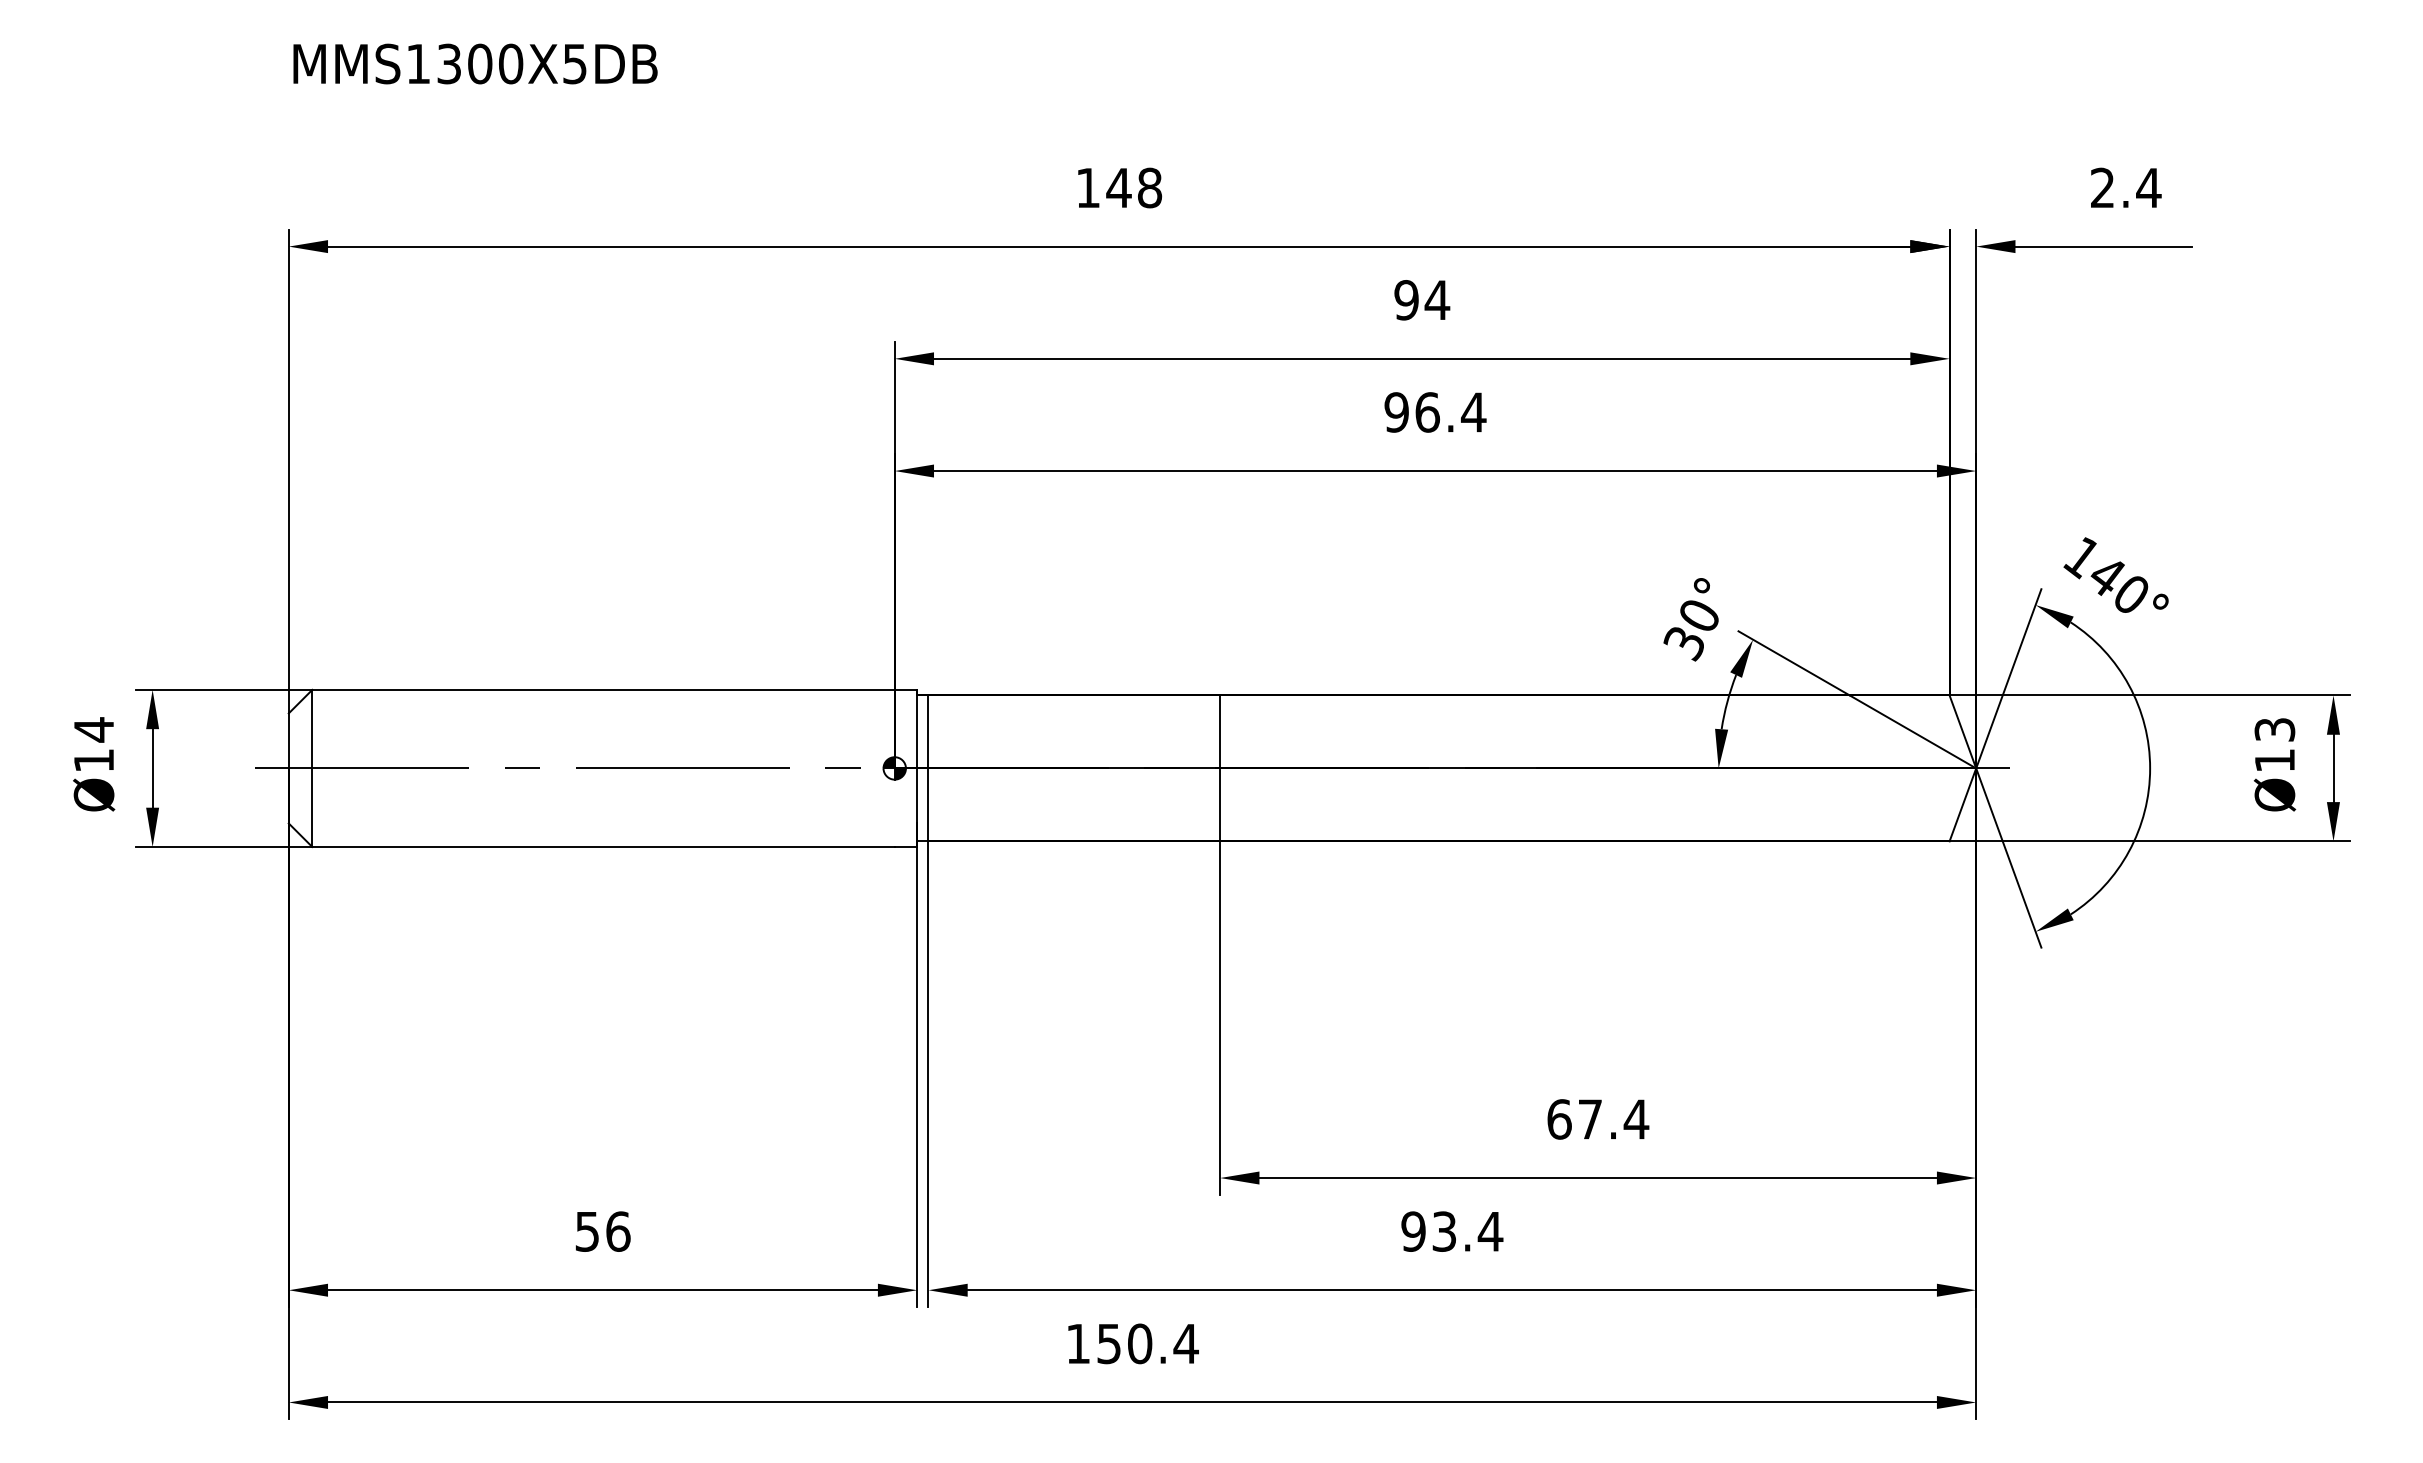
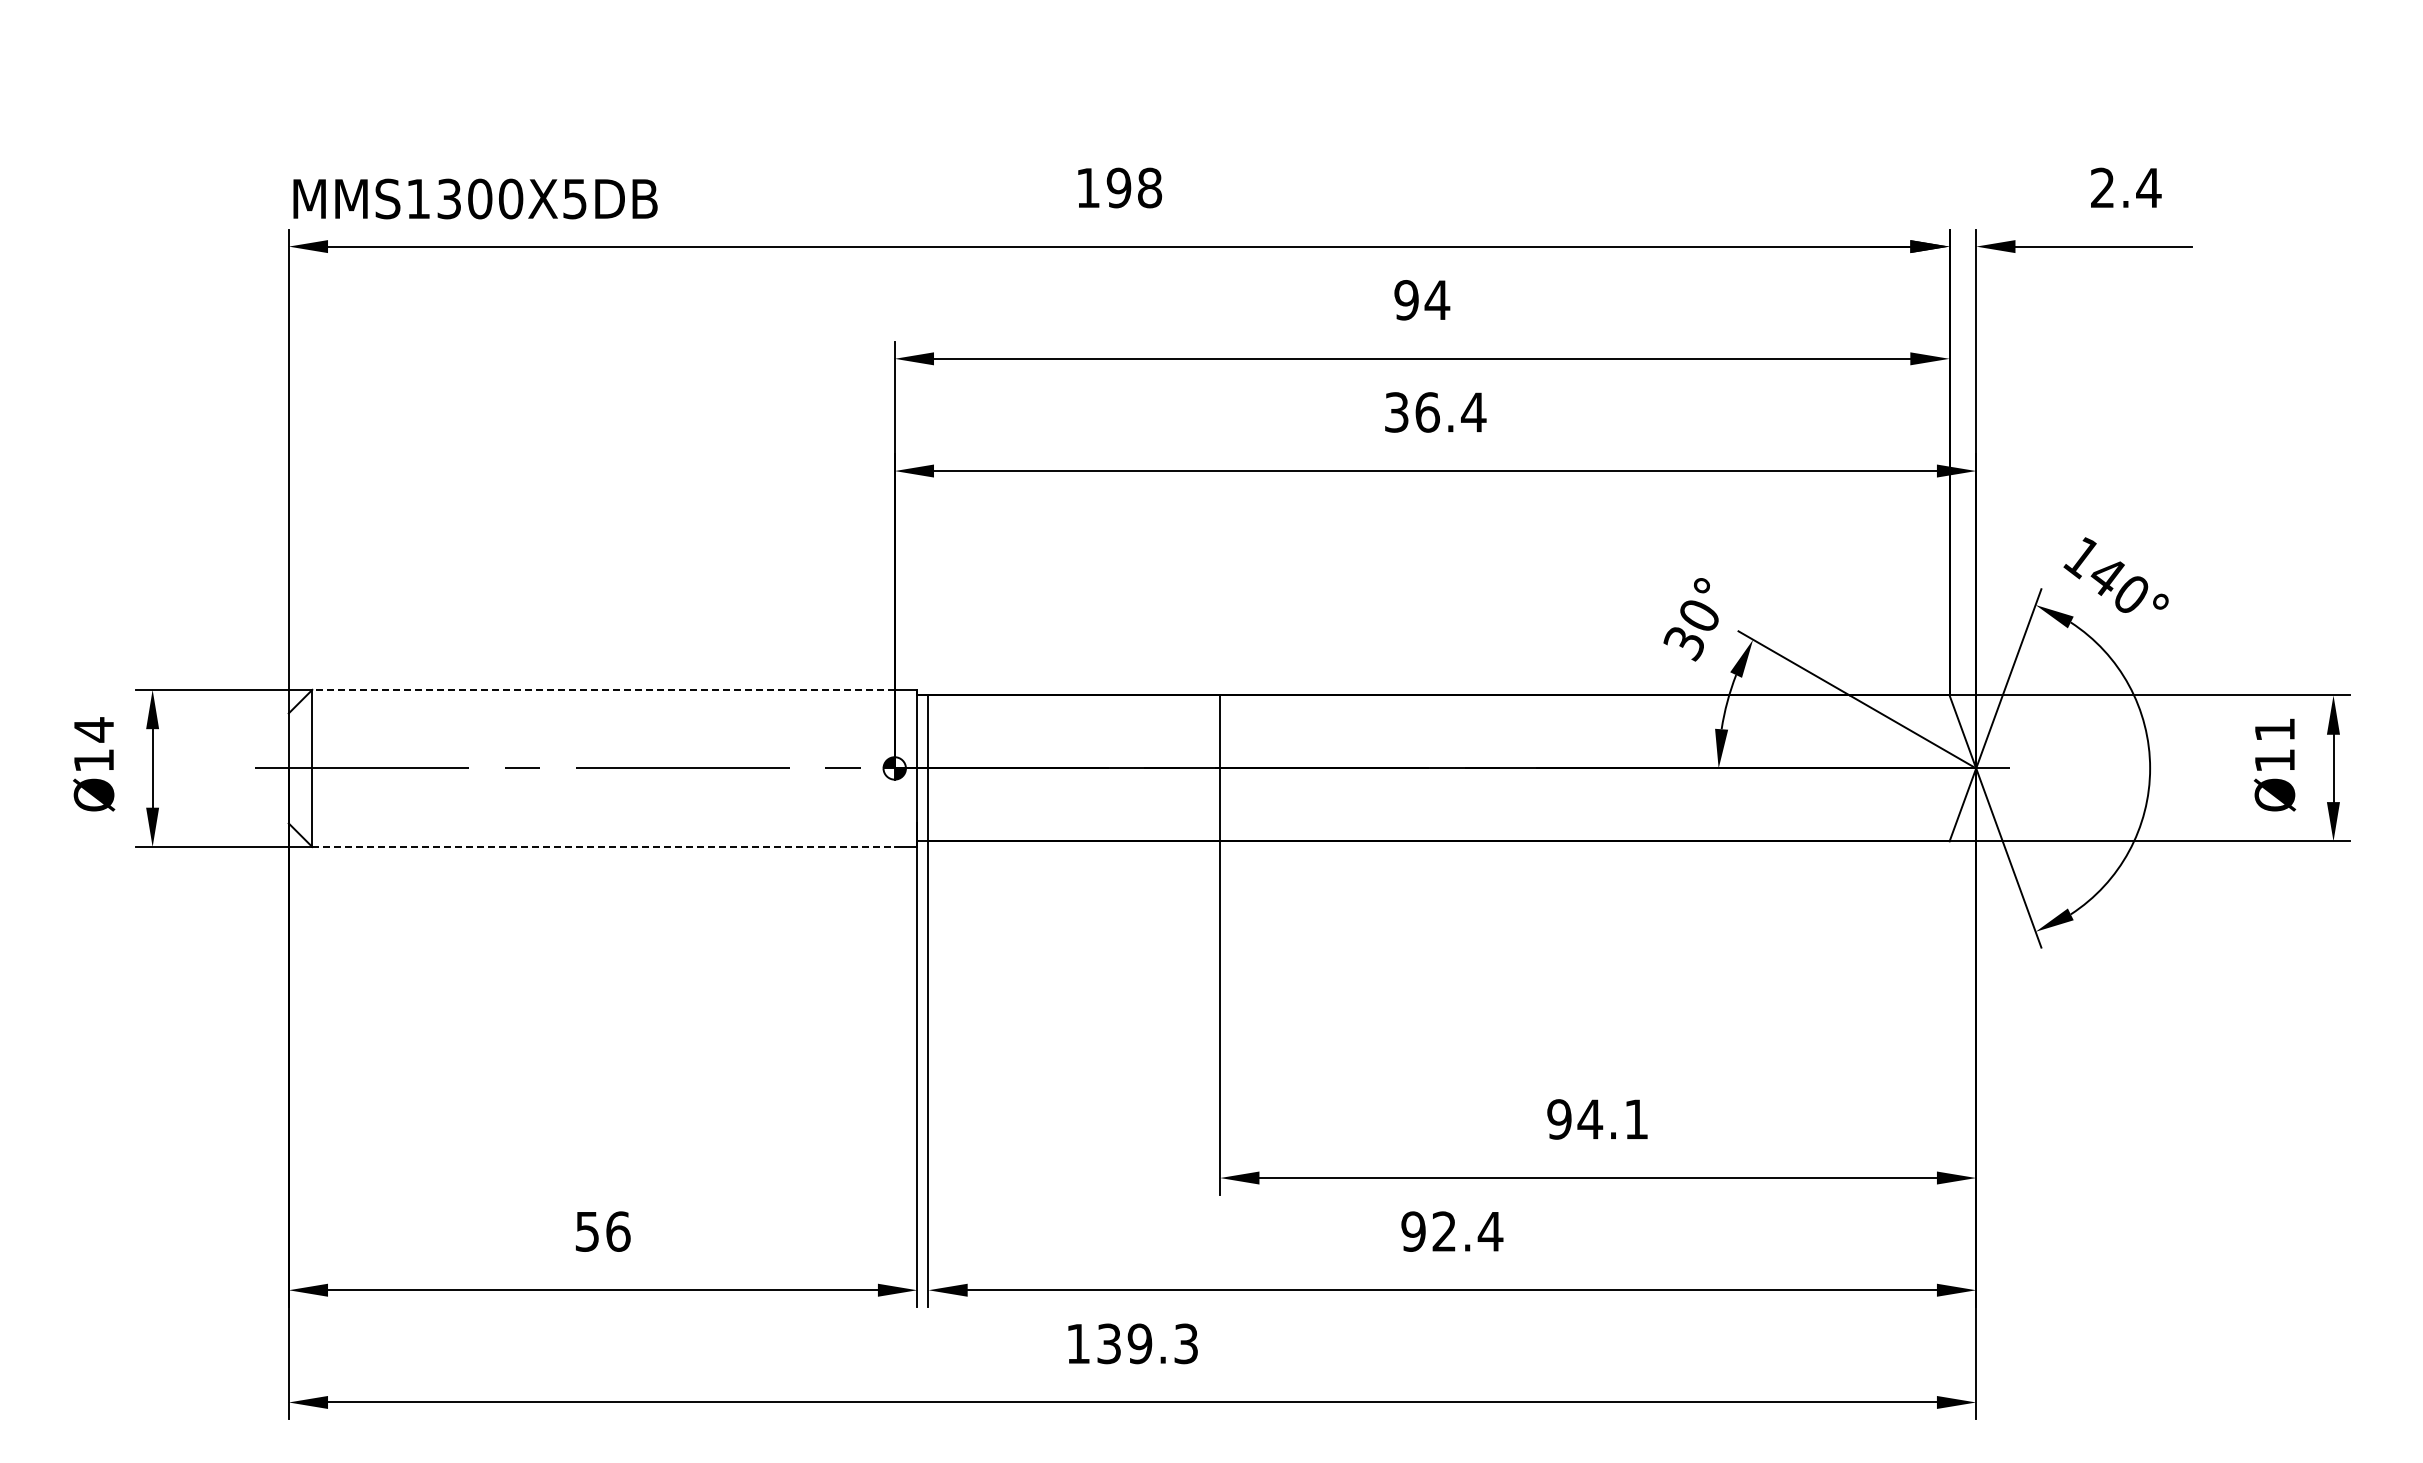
text position: (475, 63) -> (475, 198) (475, 198)
text: 148 -> 198 (1118, 187)
text: 96.4 -> 36.4 (1396, 412)
line: solid -> dashed (603, 689)
text: Ø13 -> Ø11 (2274, 729)
line: solid -> dashed (604, 846)
text: 67.4 -> 94.1 (1598, 1119)
text: 93.4 -> 92.4 (1443, 1231)
text: 150.4 -> 139.3 (1148, 1343)
